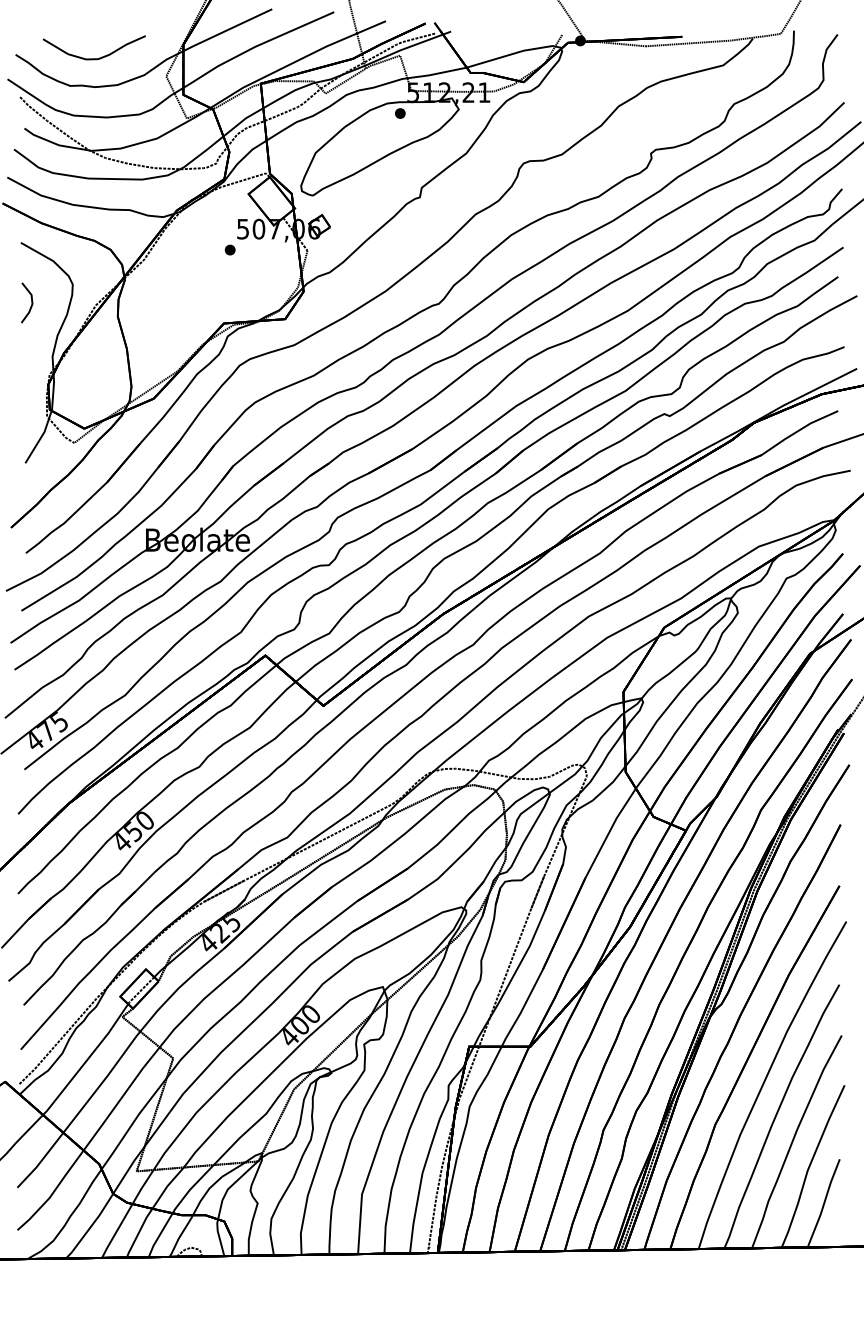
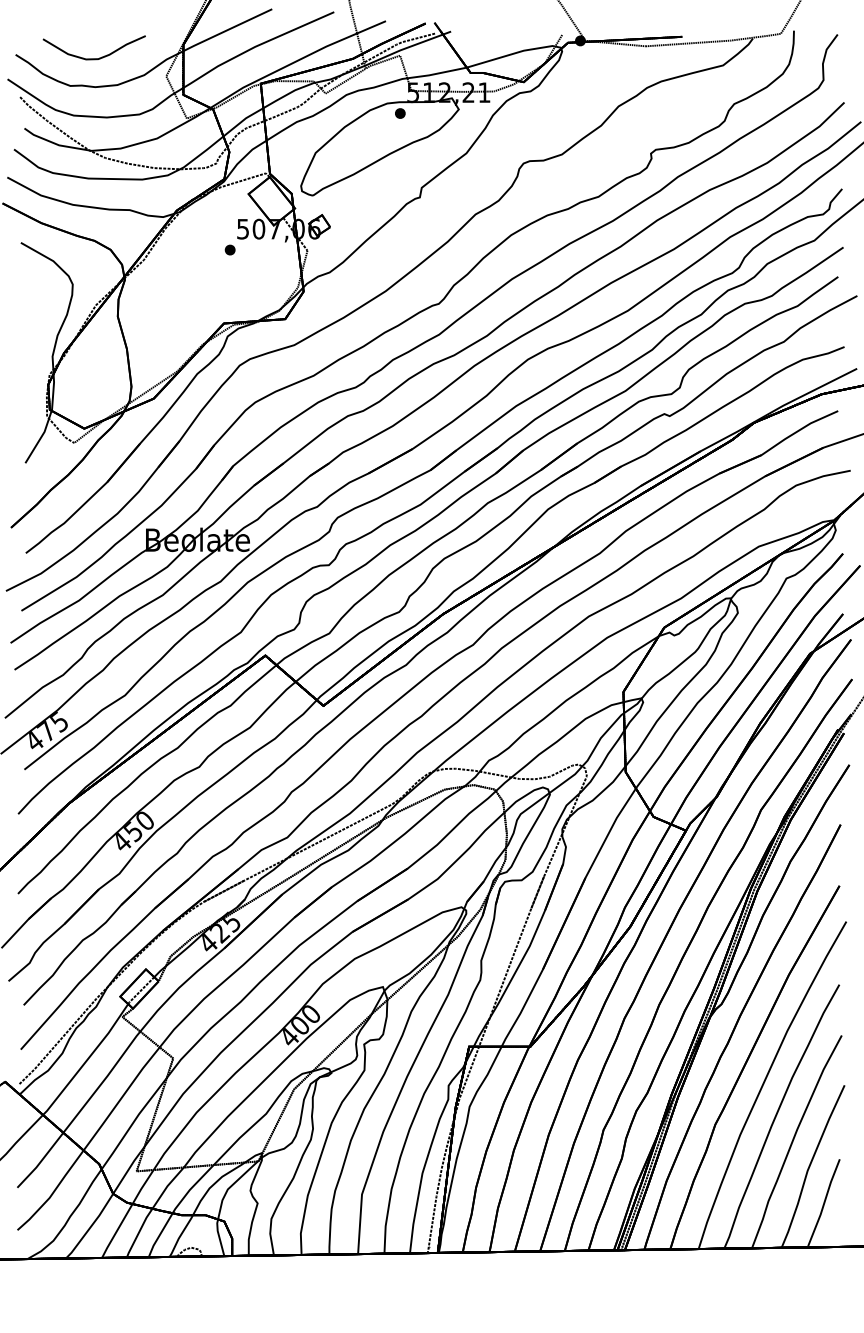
line: present -> none (31, 302)
